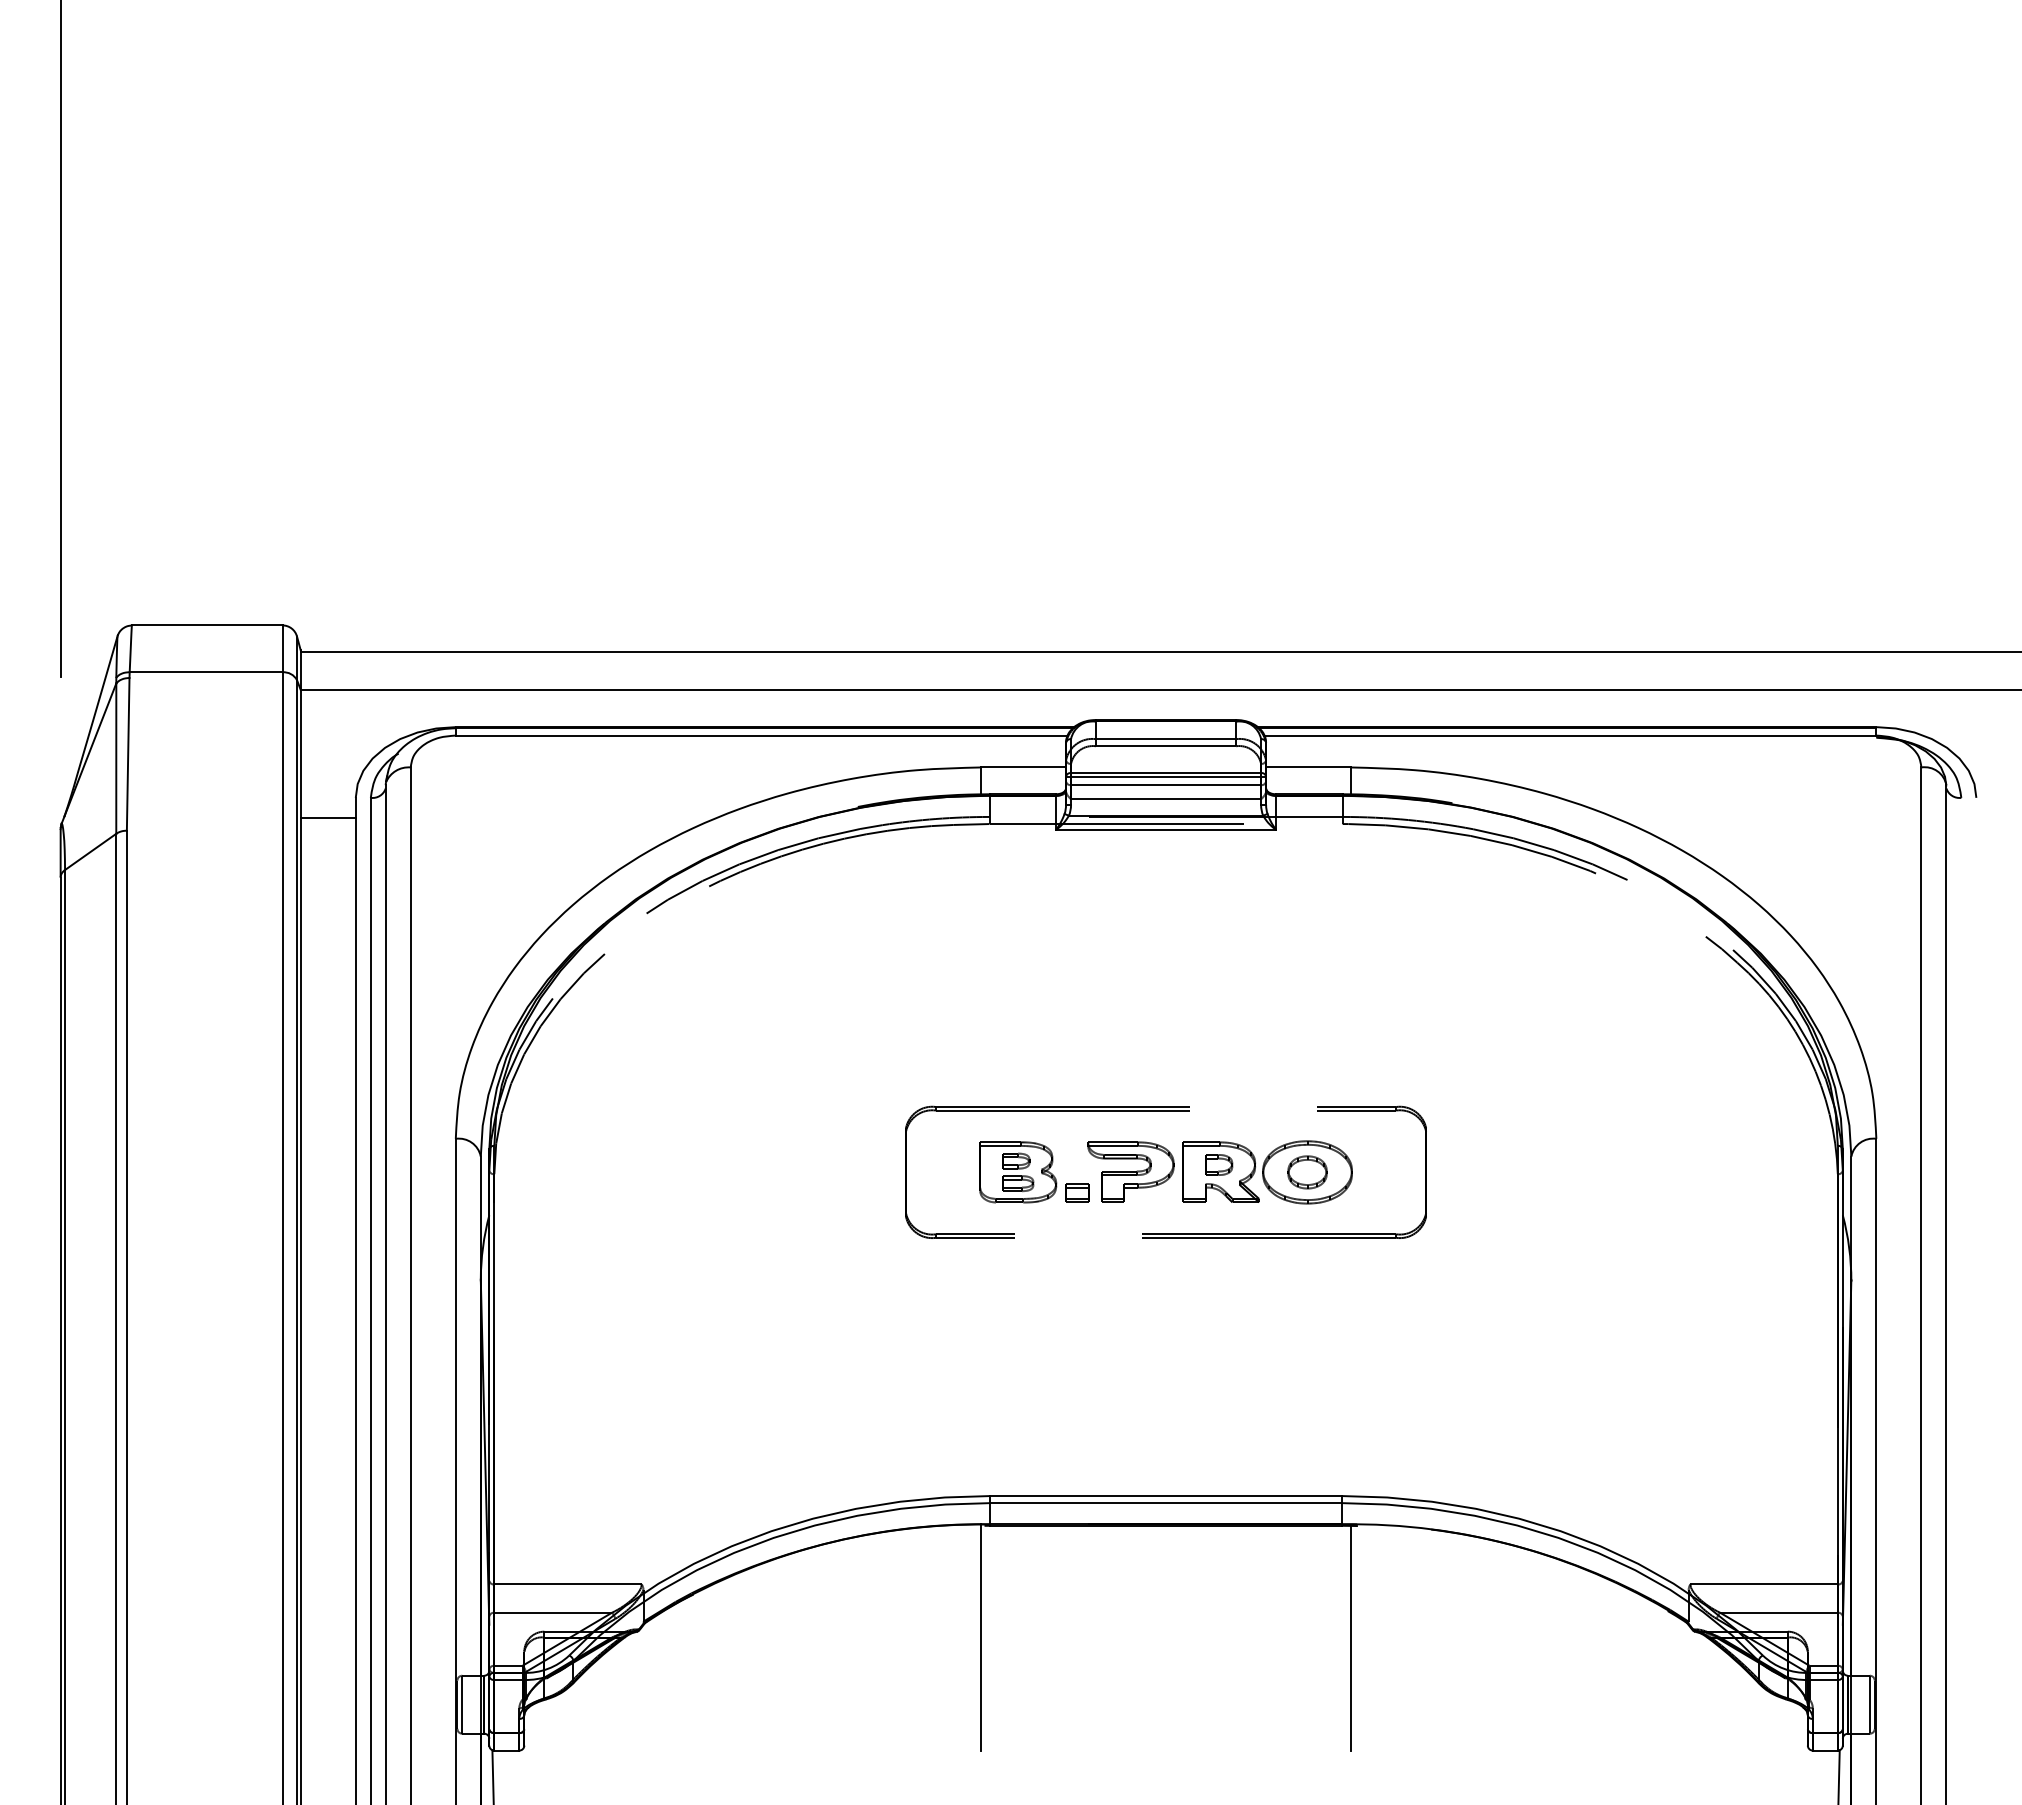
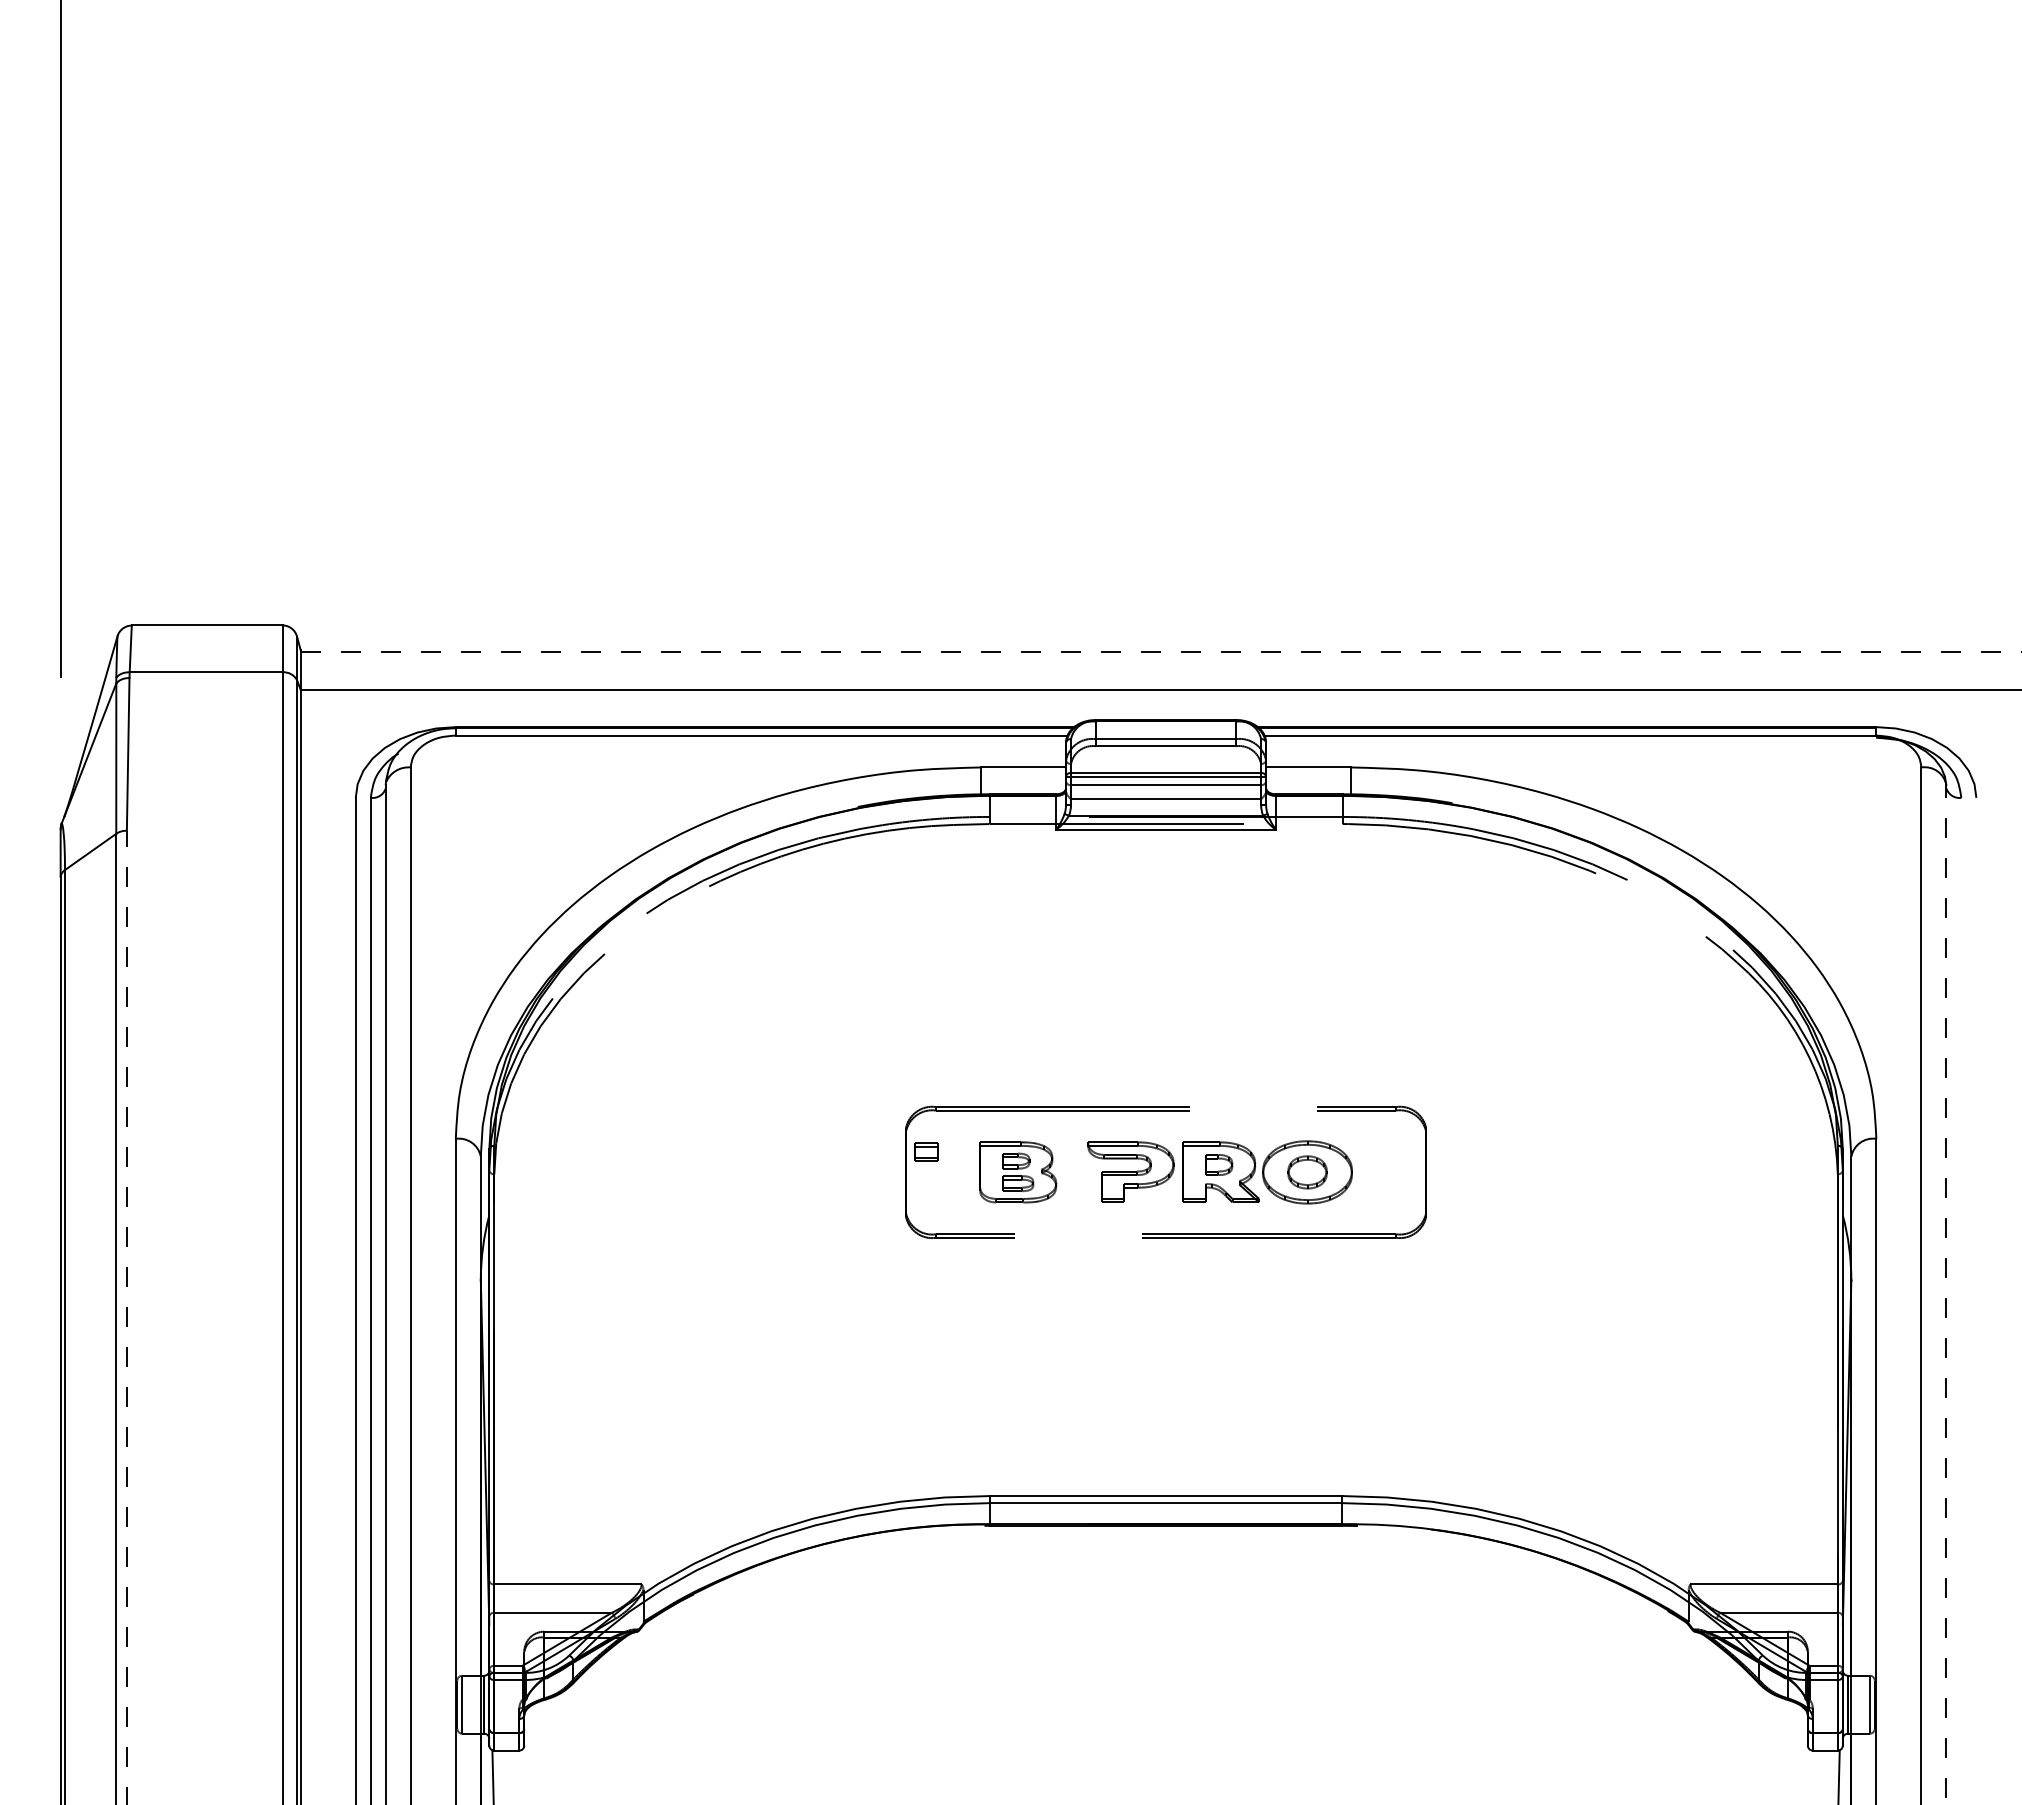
line: solid -> dashed (1160, 652)
line: present -> none (327, 817)
part position: (1077, 1192) -> (926, 1151) (926, 1151)
line: solid -> dashed (1946, 1294)
line: solid -> dashed (126, 1317)
line: present -> none (981, 1637)
line: present -> none (1351, 1638)
